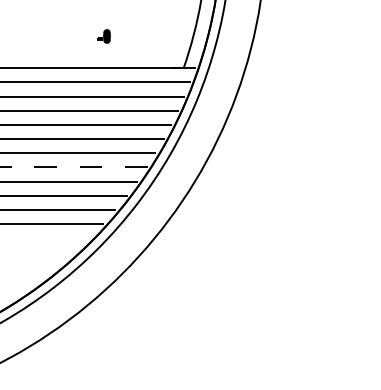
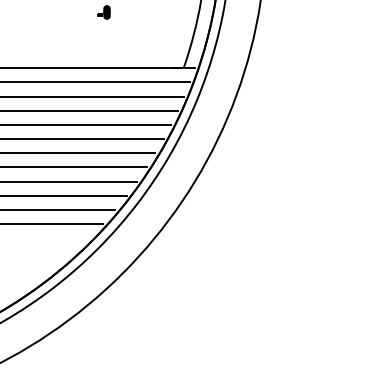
part position: (103, 36) -> (103, 12) (103, 12)
line: dashed -> solid (73, 167)
